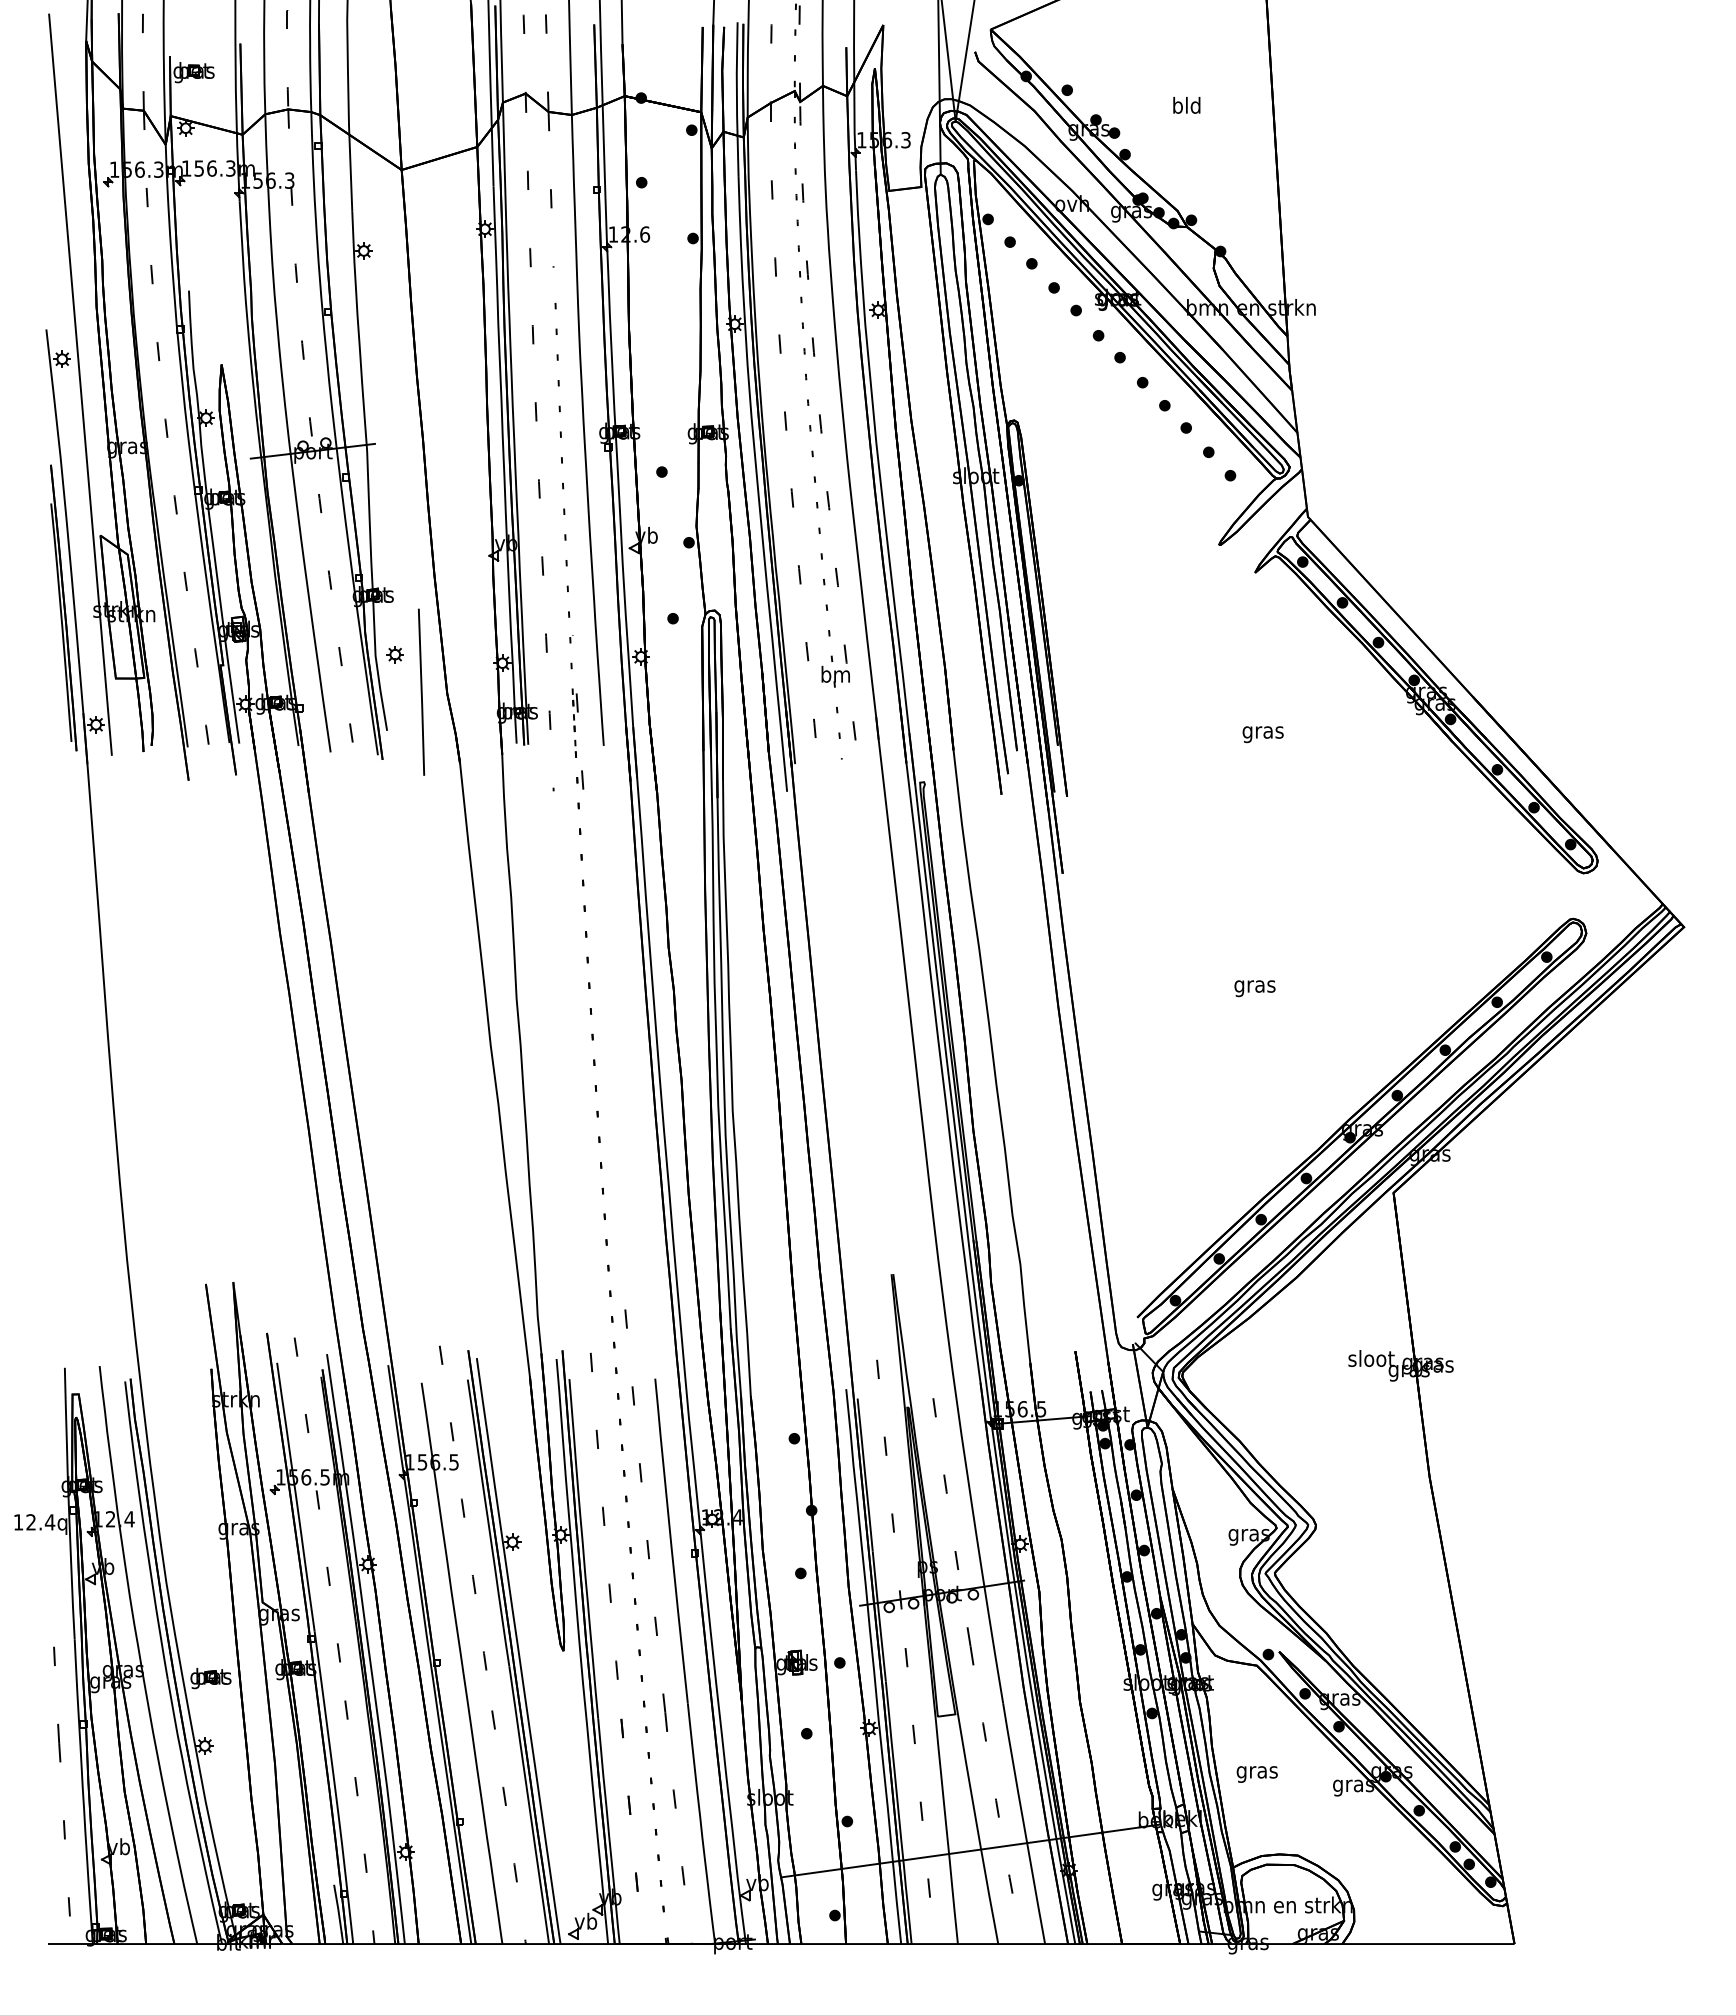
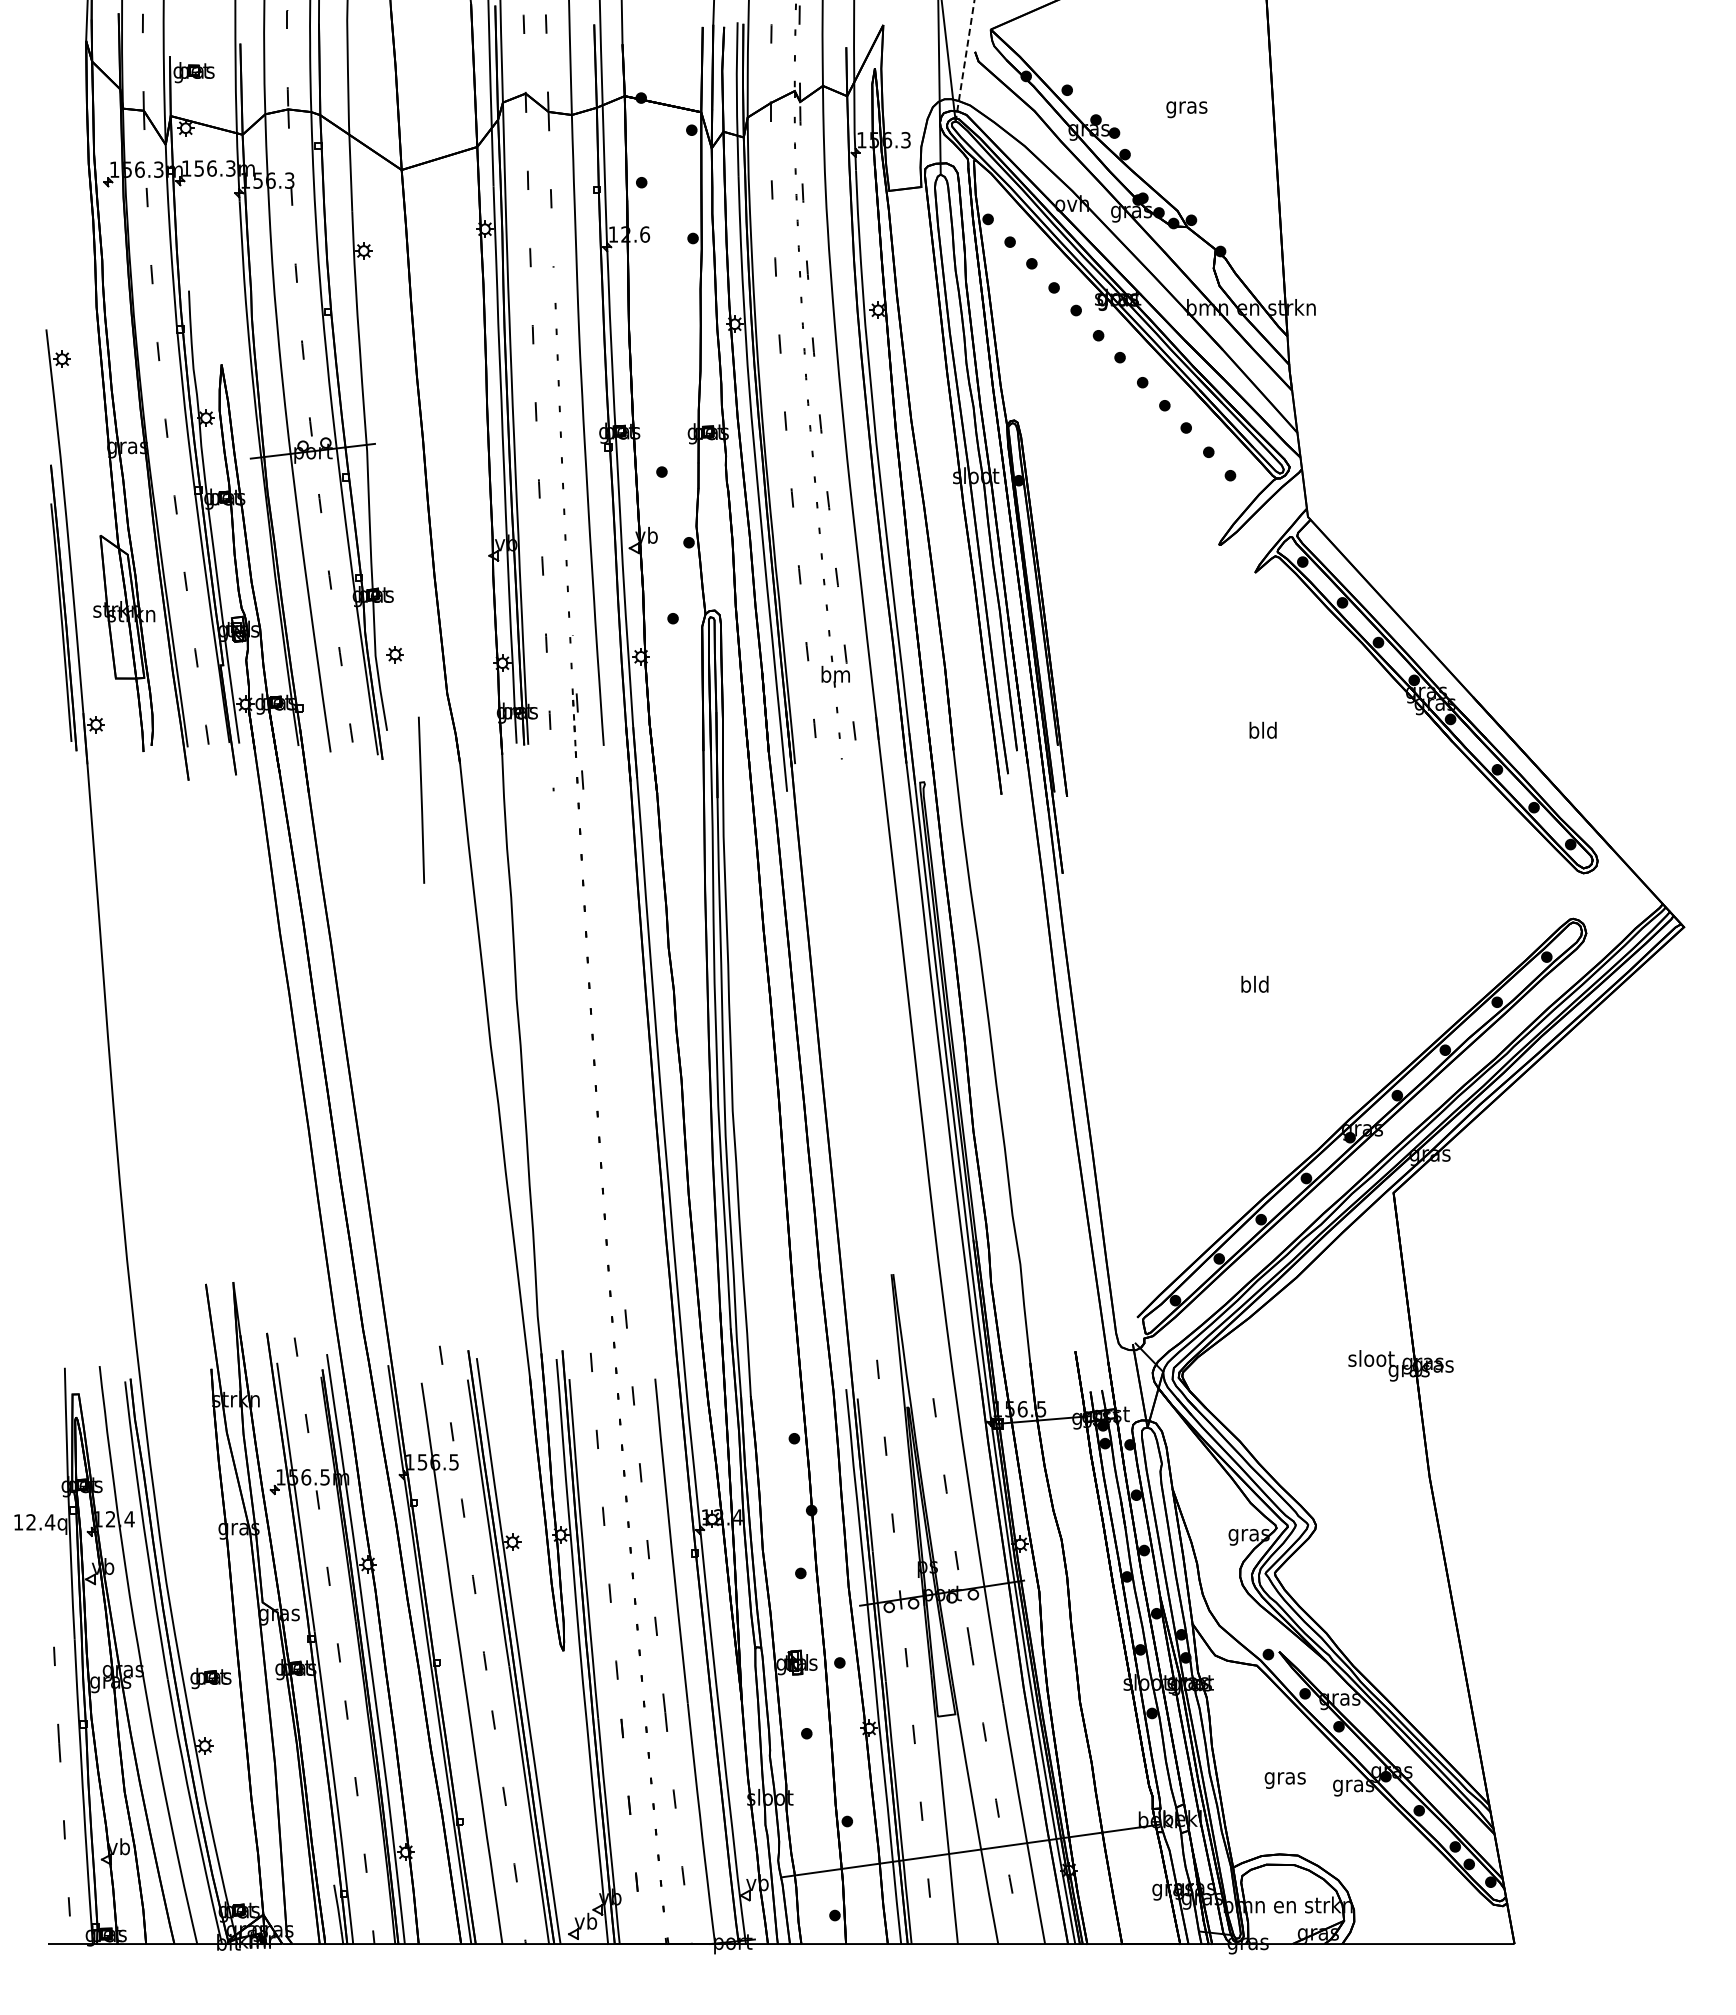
line: solid -> dashed (965, 61)
text: bld -> gras (1186, 107)
line: present -> none (80, 384)
line position: (421, 691) -> (421, 799) (421, 799)
text: gras -> bld (1262, 732)
text: gras -> bld (1254, 986)
text position: (1256, 1774) -> (1284, 1780) (1284, 1780)
